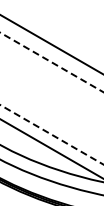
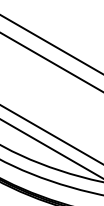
line: dashed -> solid (51, 62)
line: dashed -> solid (52, 134)
